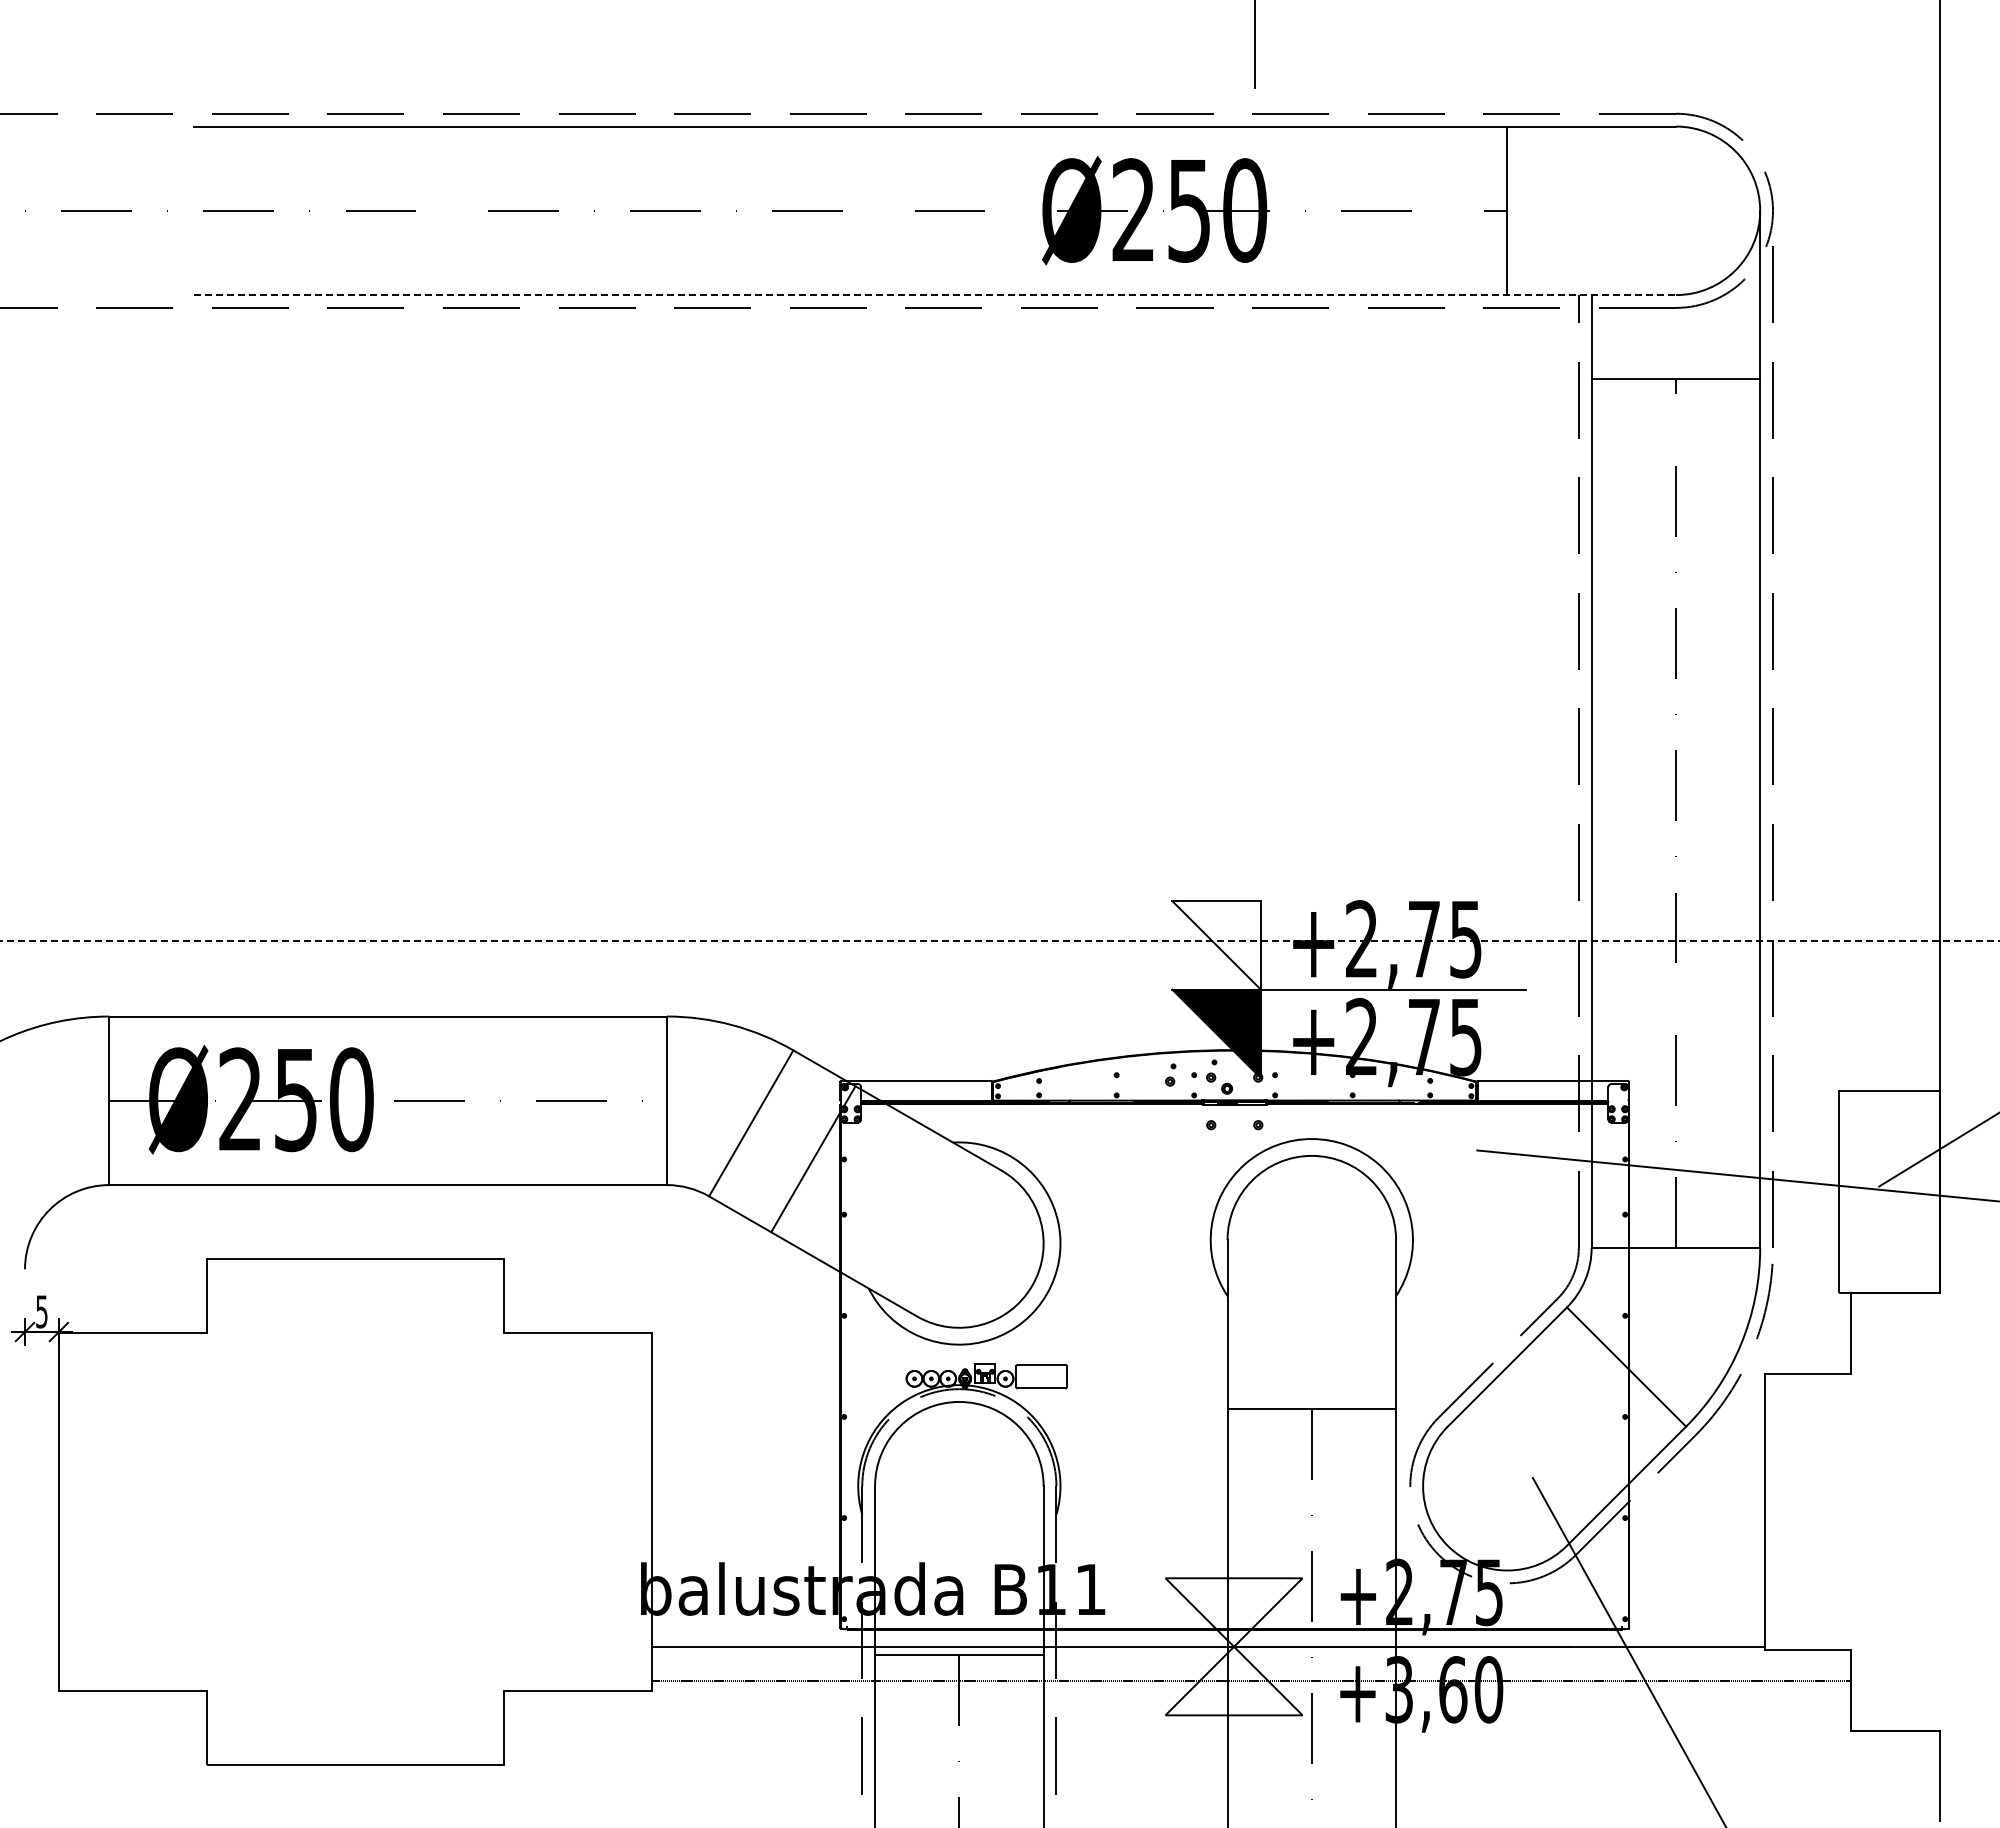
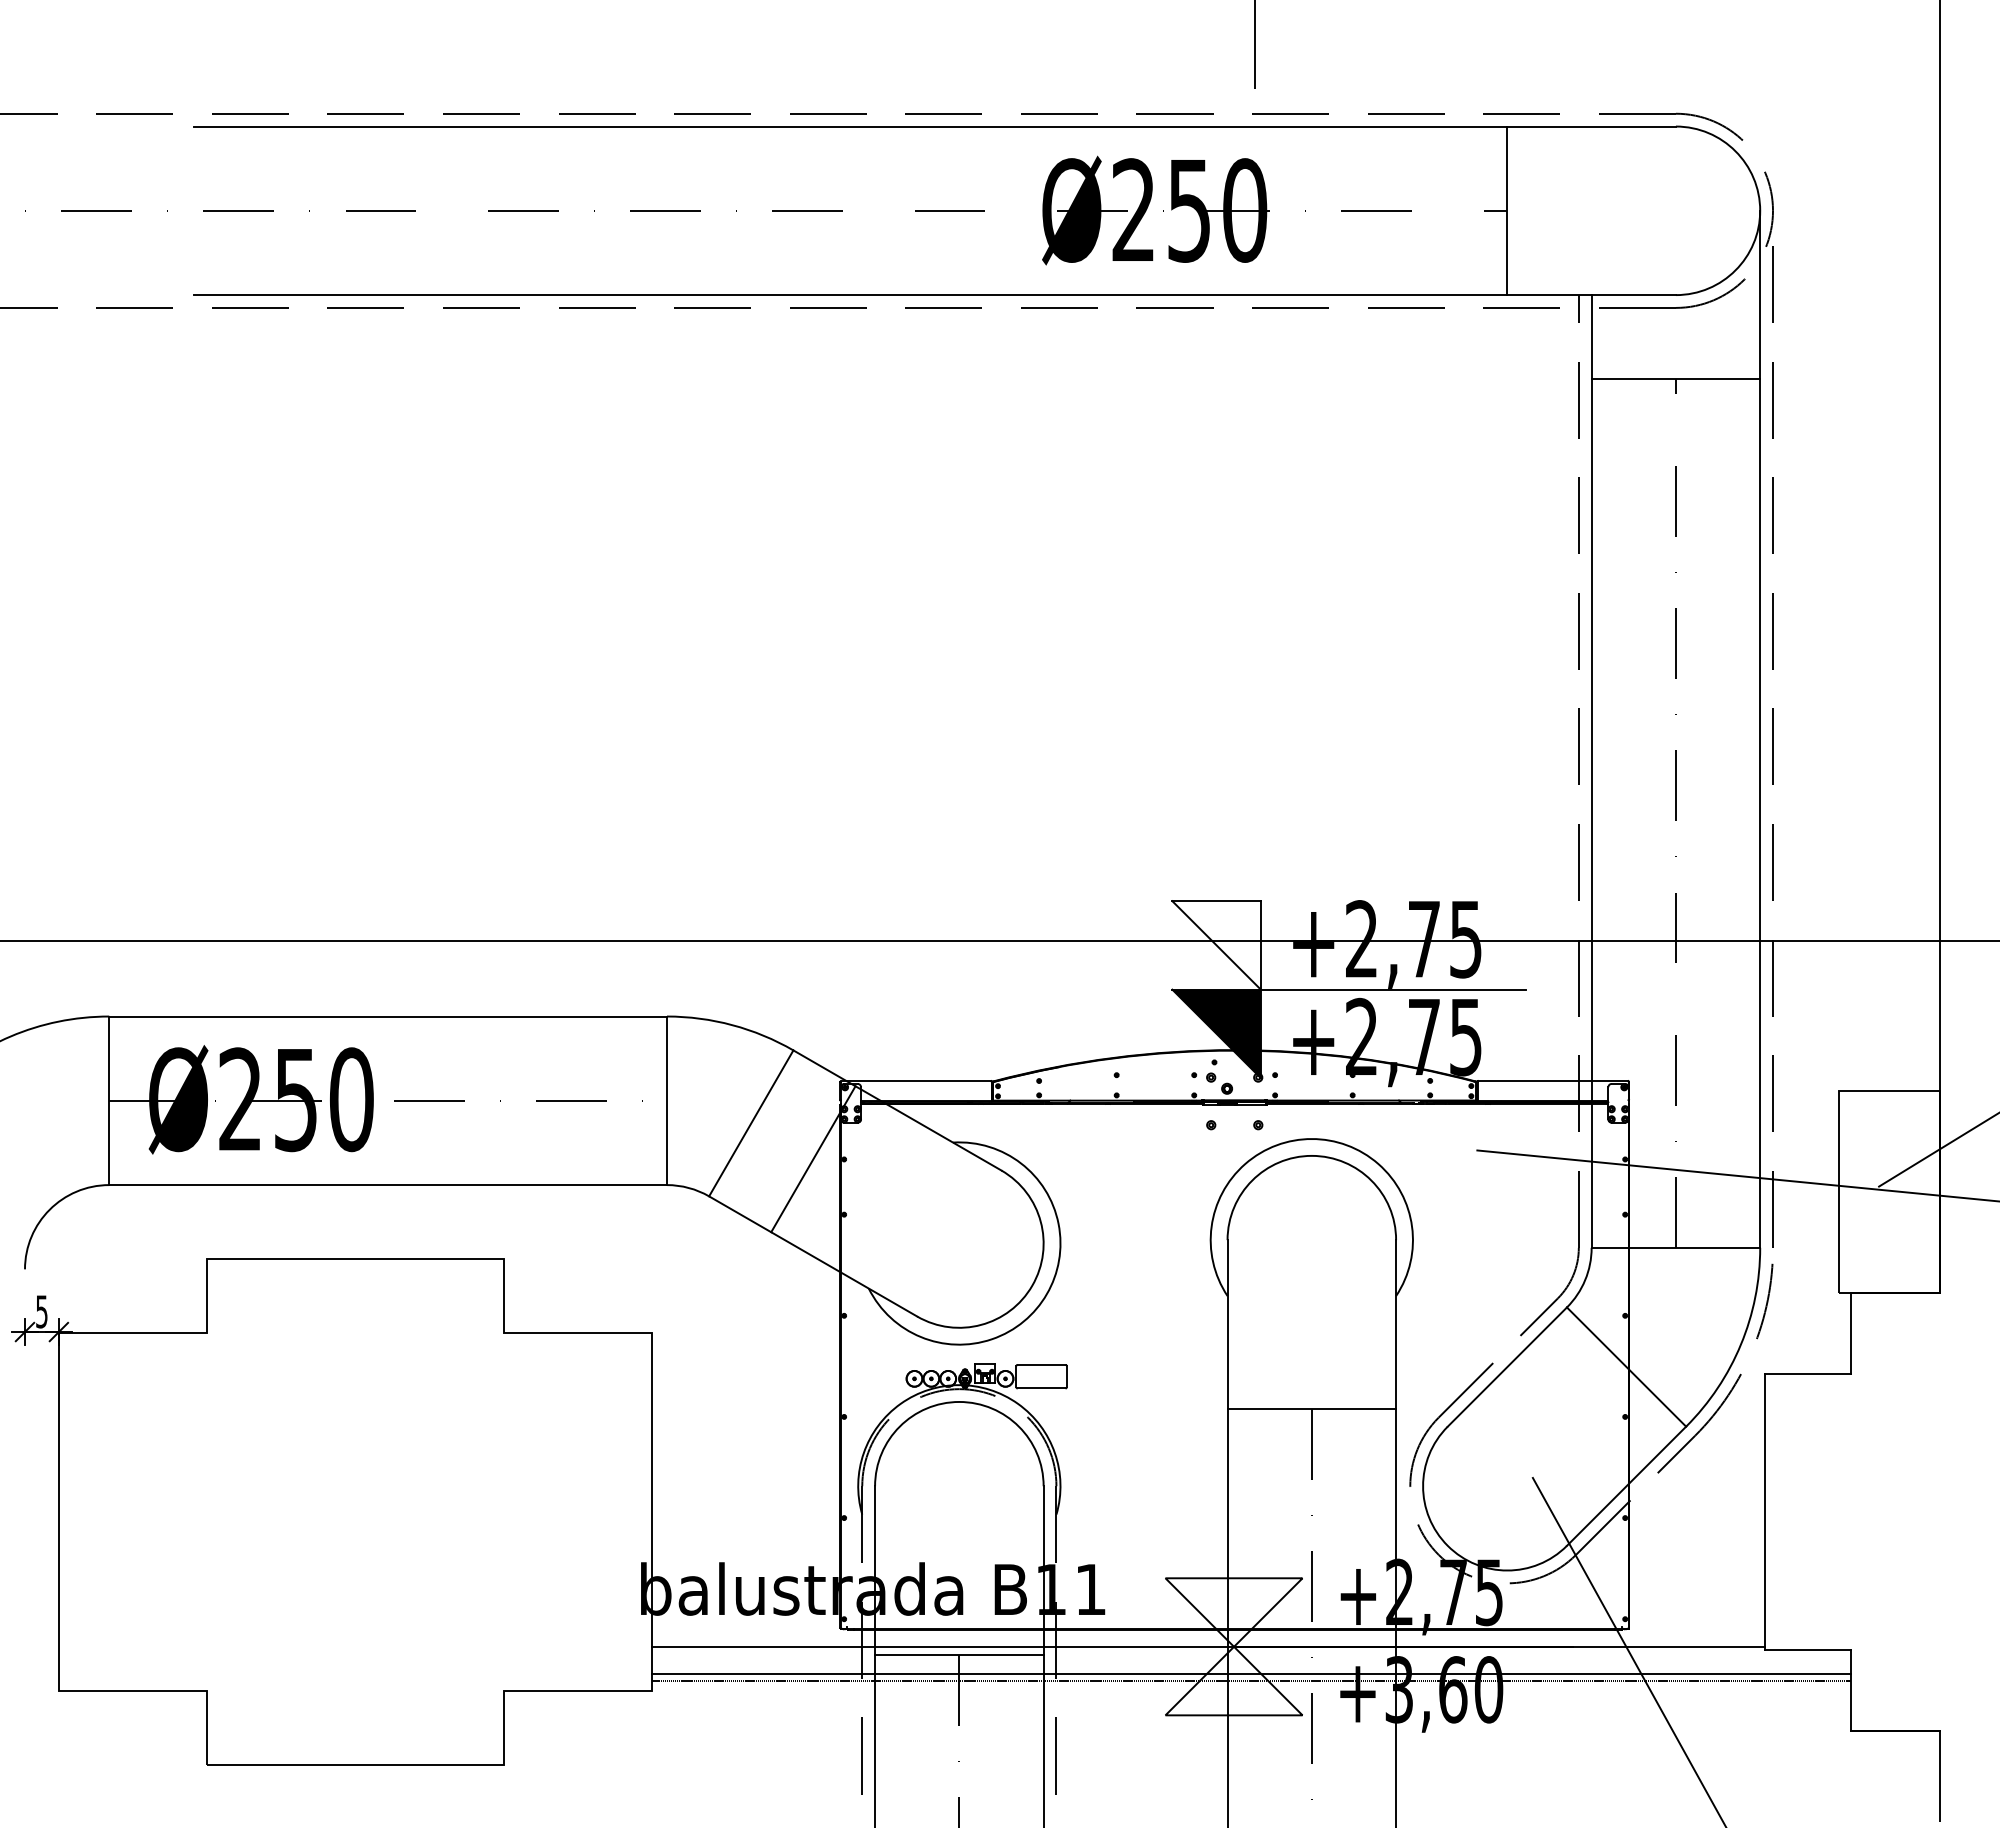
line: dashed -> solid (934, 295)
line: dashed -> solid (999, 940)
part: present -> none (1170, 1074)
line: none -> present (1251, 1673)
